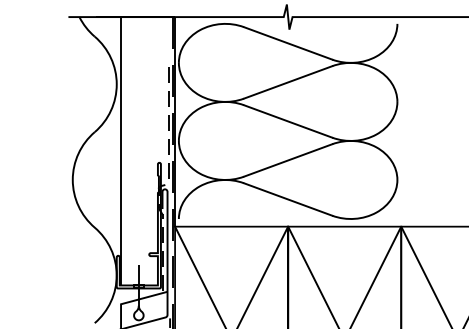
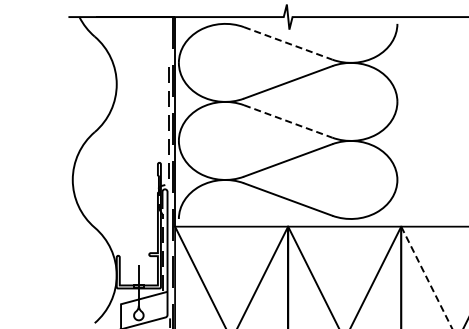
line: solid -> dashed (288, 43)
line: solid -> dashed (288, 121)
line: present -> none (121, 151)
line: solid -> dashed (426, 277)
